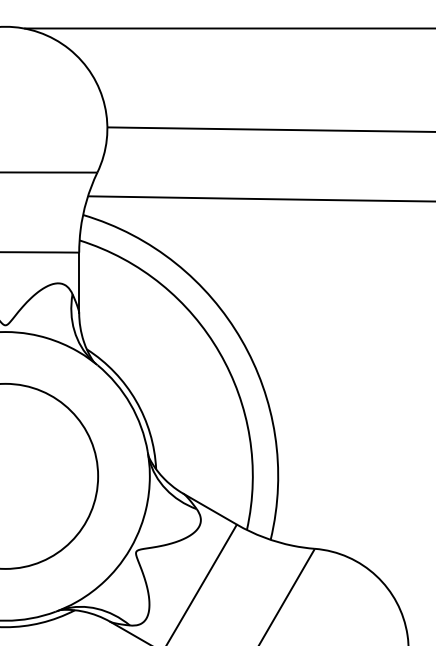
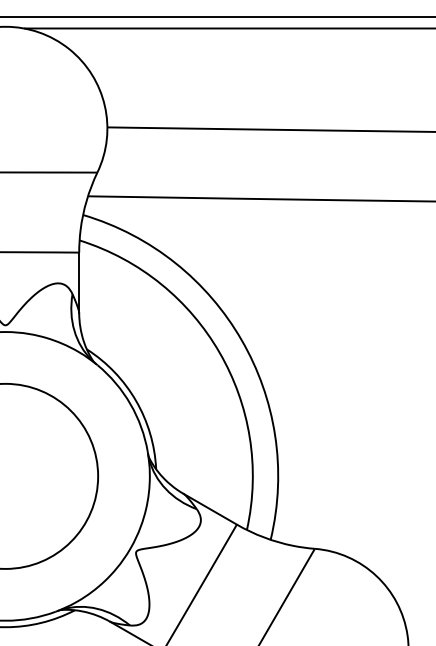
line: none -> present (217, 17)
